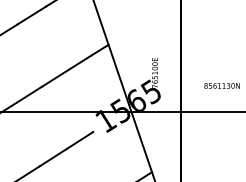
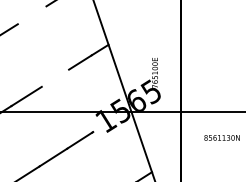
line: present -> none (31, 15)
line: present -> none (55, 77)
text position: (221, 85) -> (221, 137) (221, 137)
